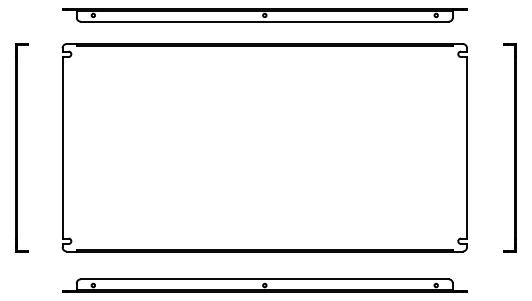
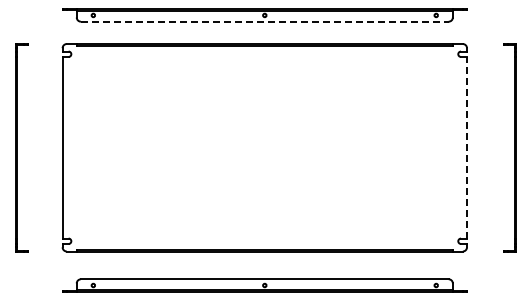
line: solid -> dashed (264, 21)
line: solid -> dashed (467, 147)
